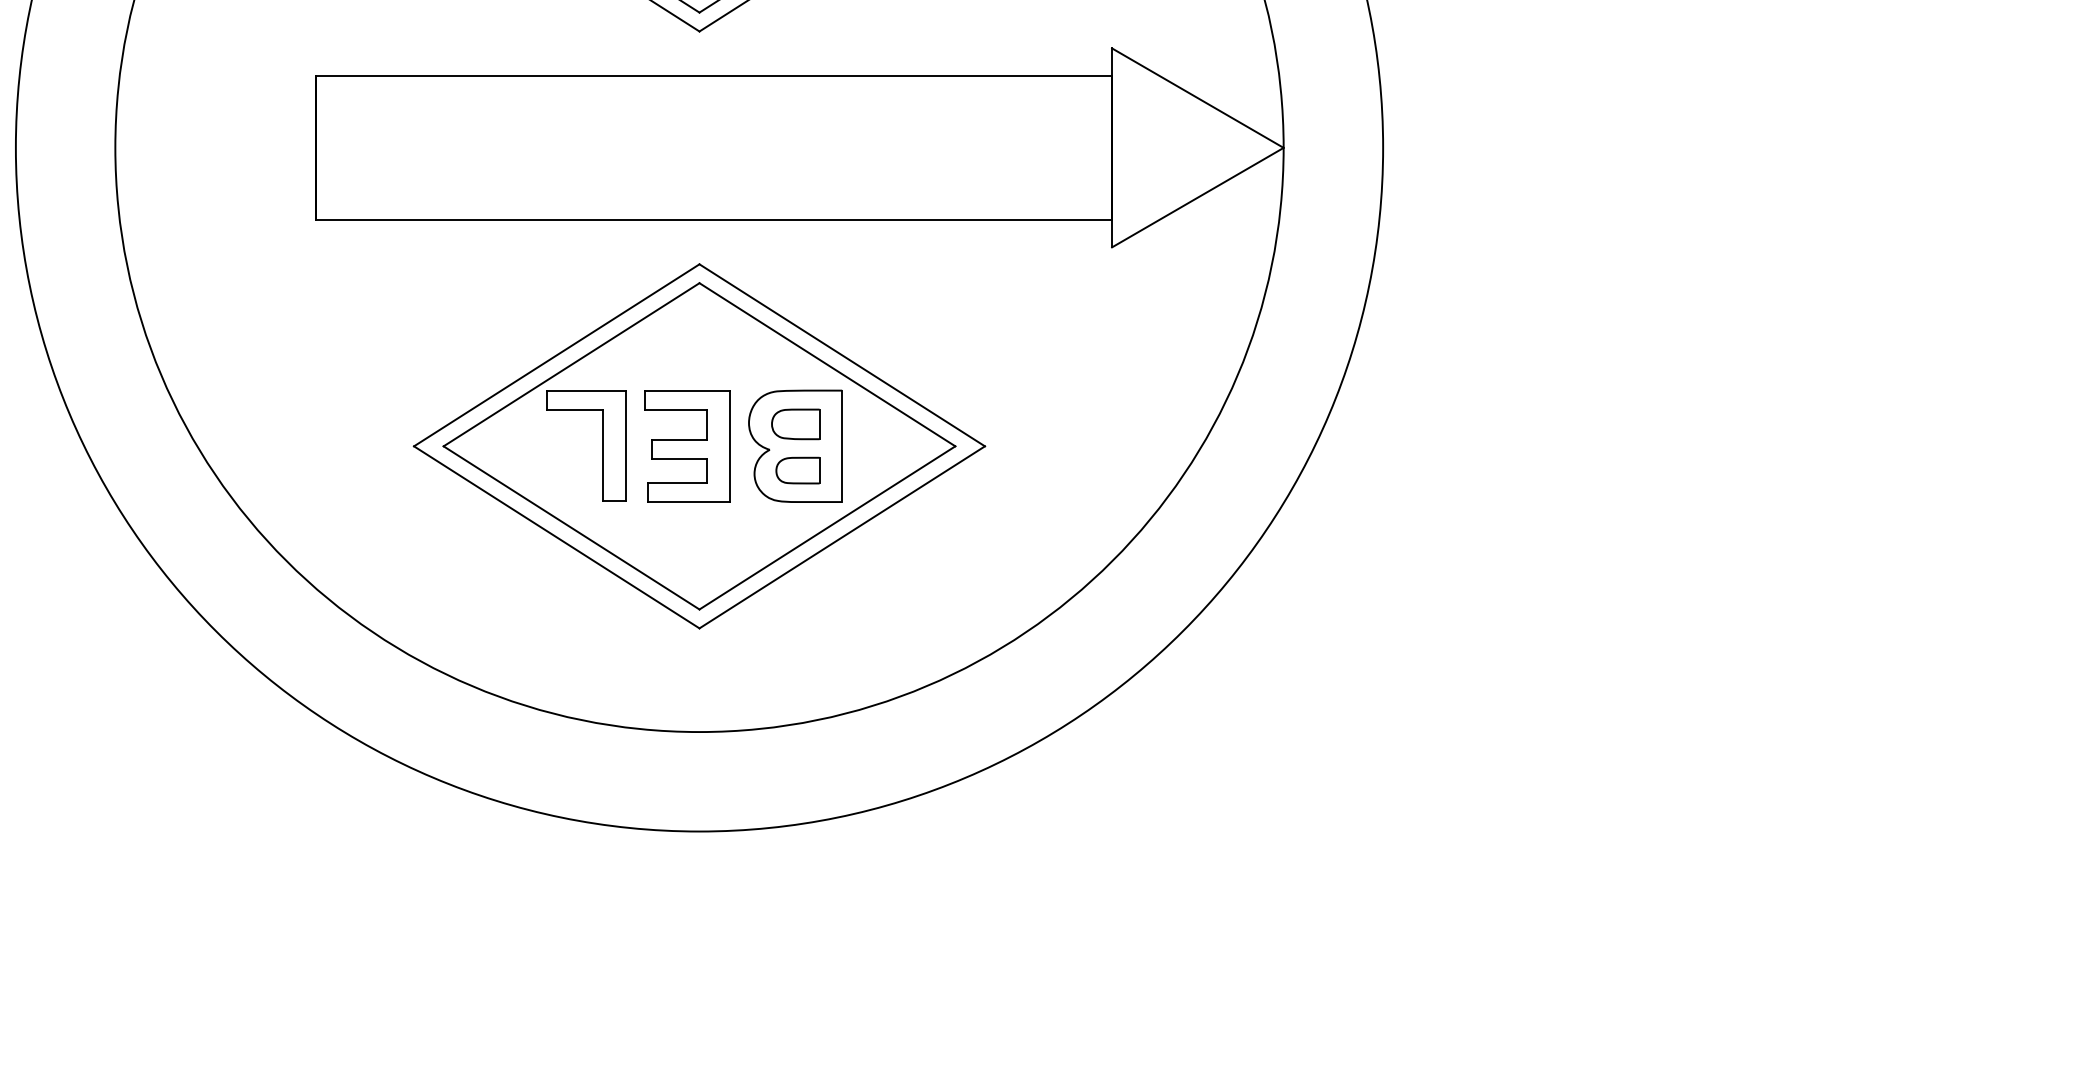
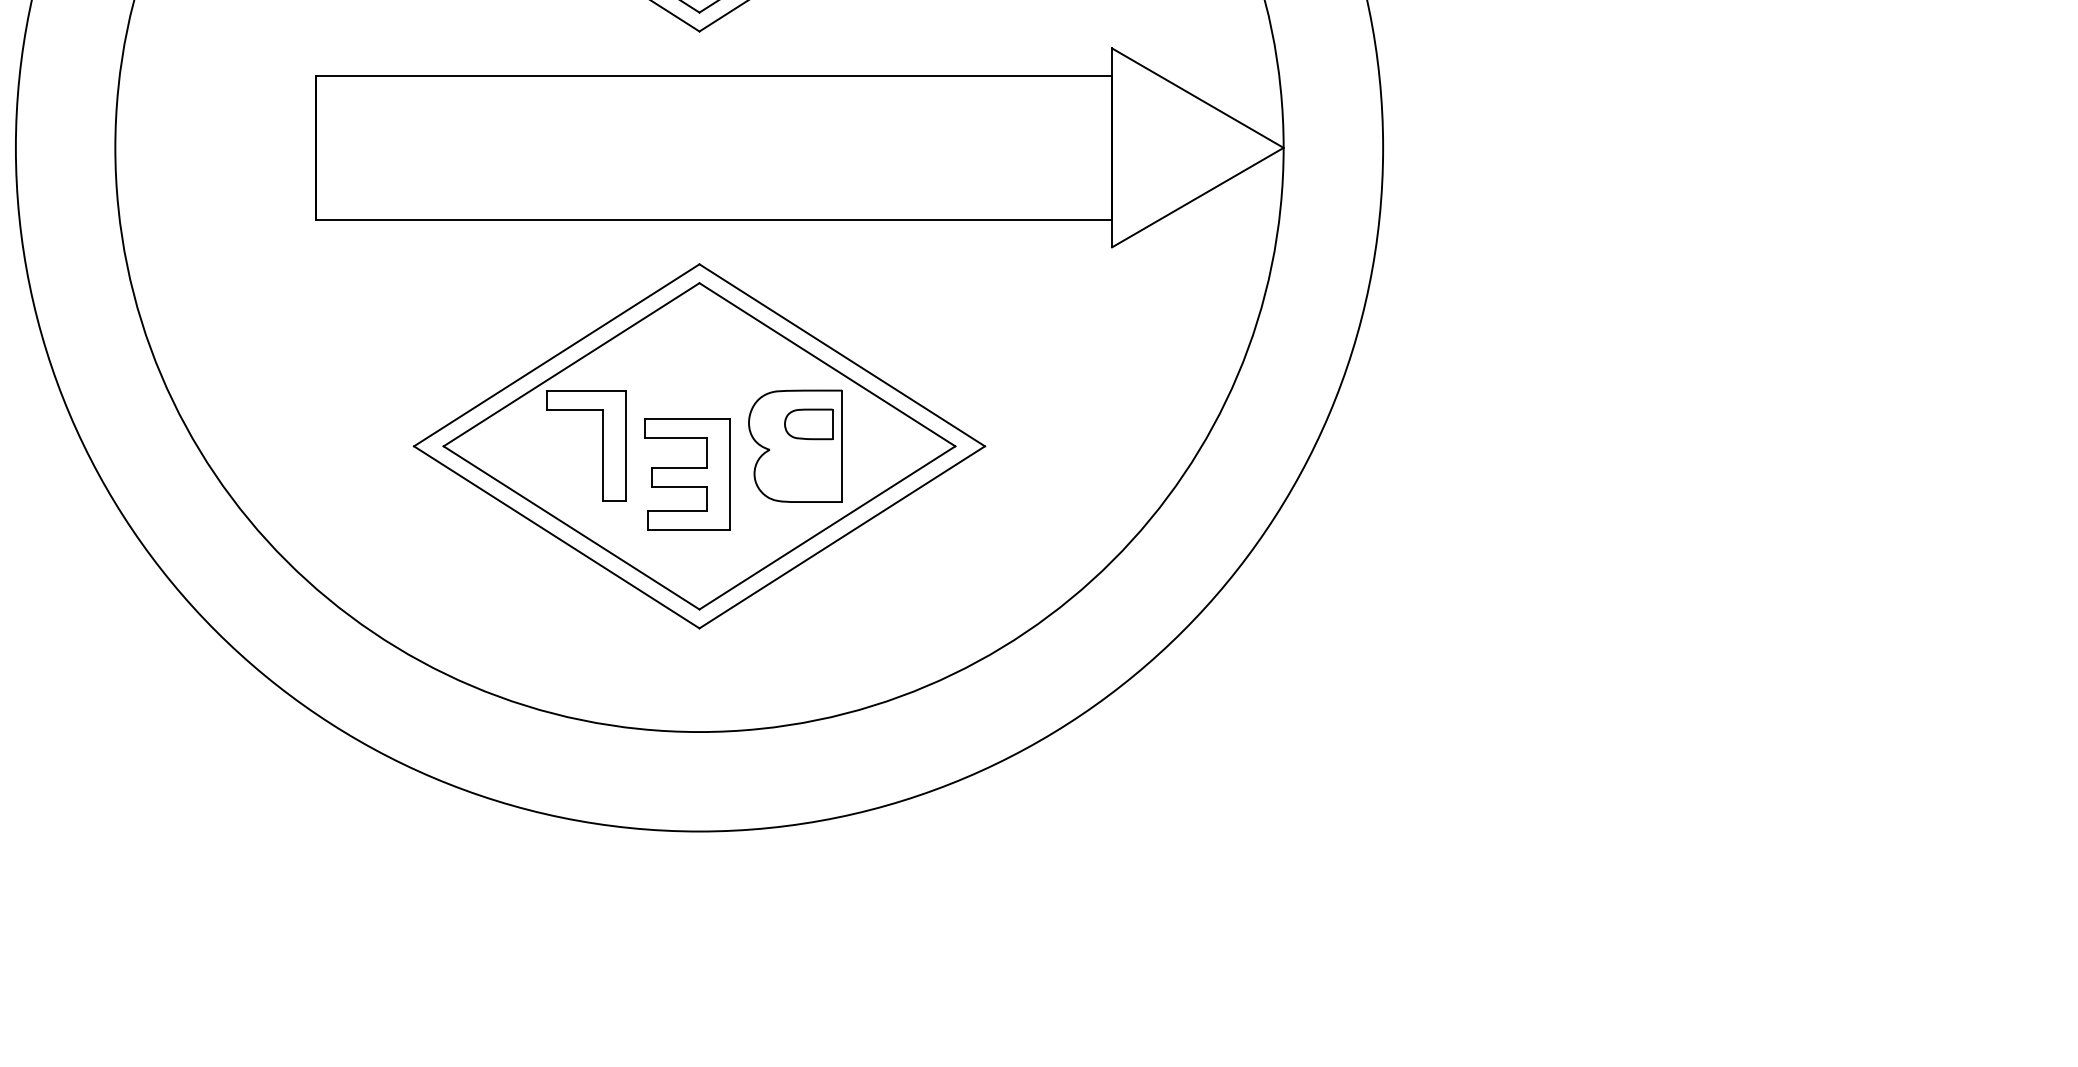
part position: (795, 424) -> (808, 424) (808, 424)
part position: (687, 446) -> (687, 474) (687, 474)
part: present -> none (797, 470)
